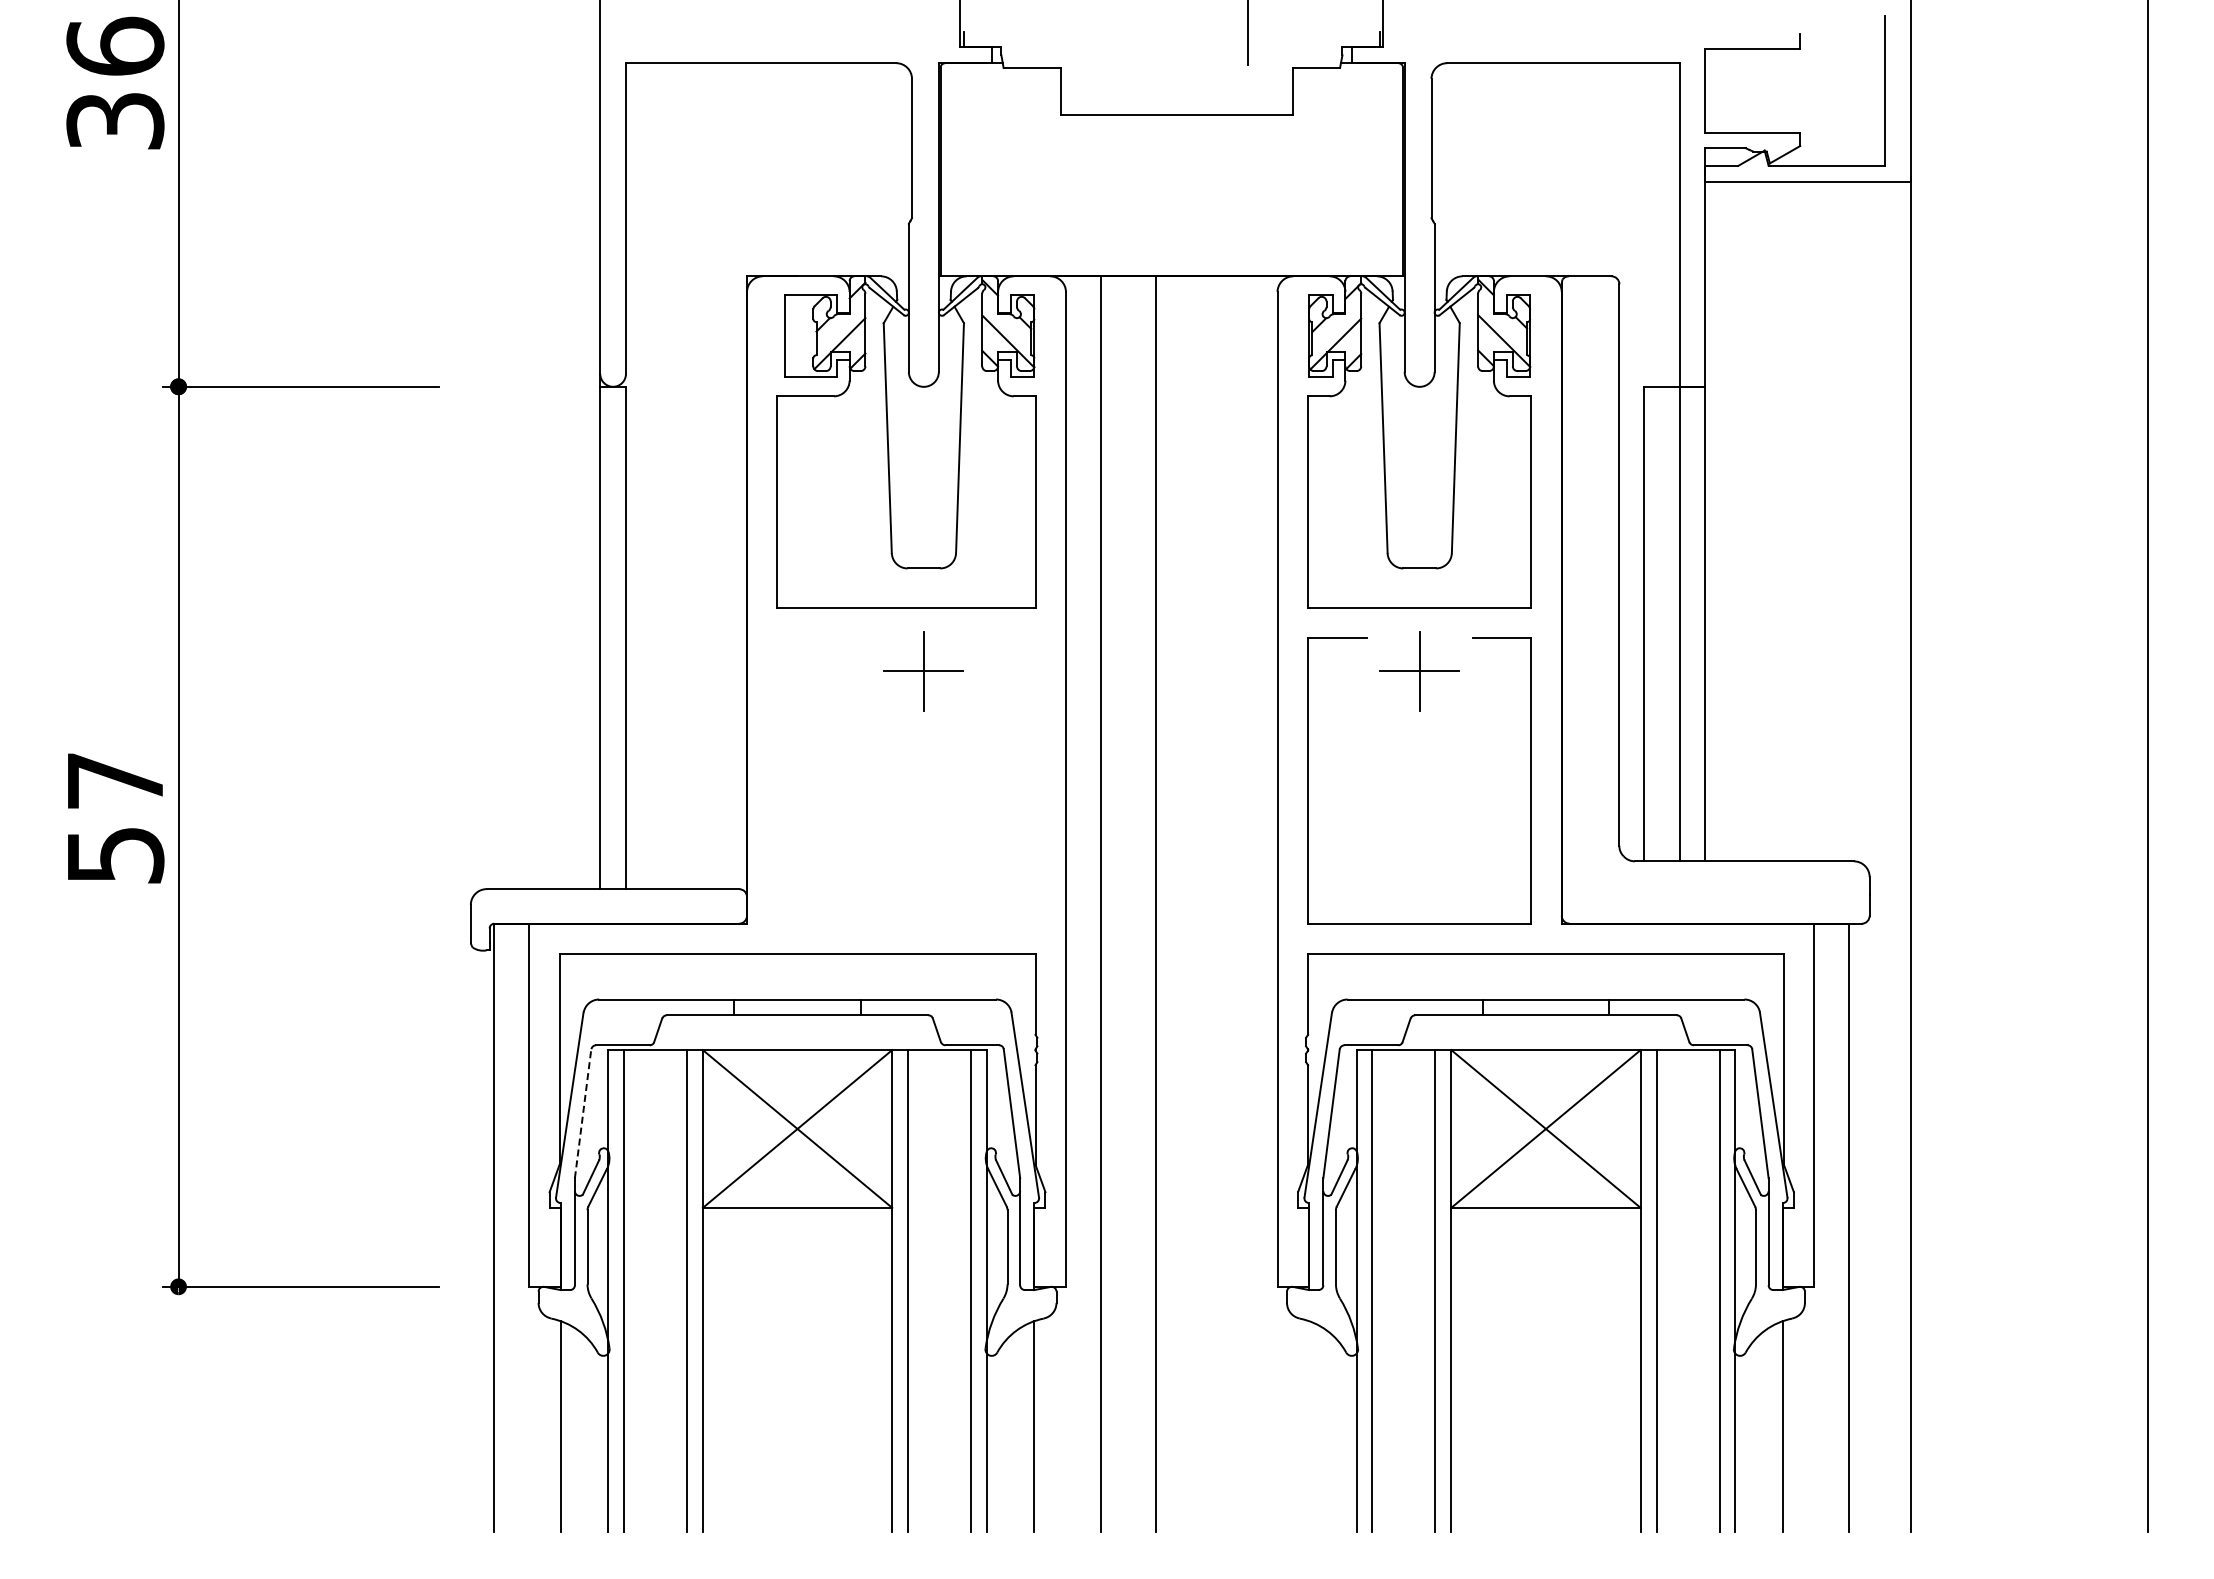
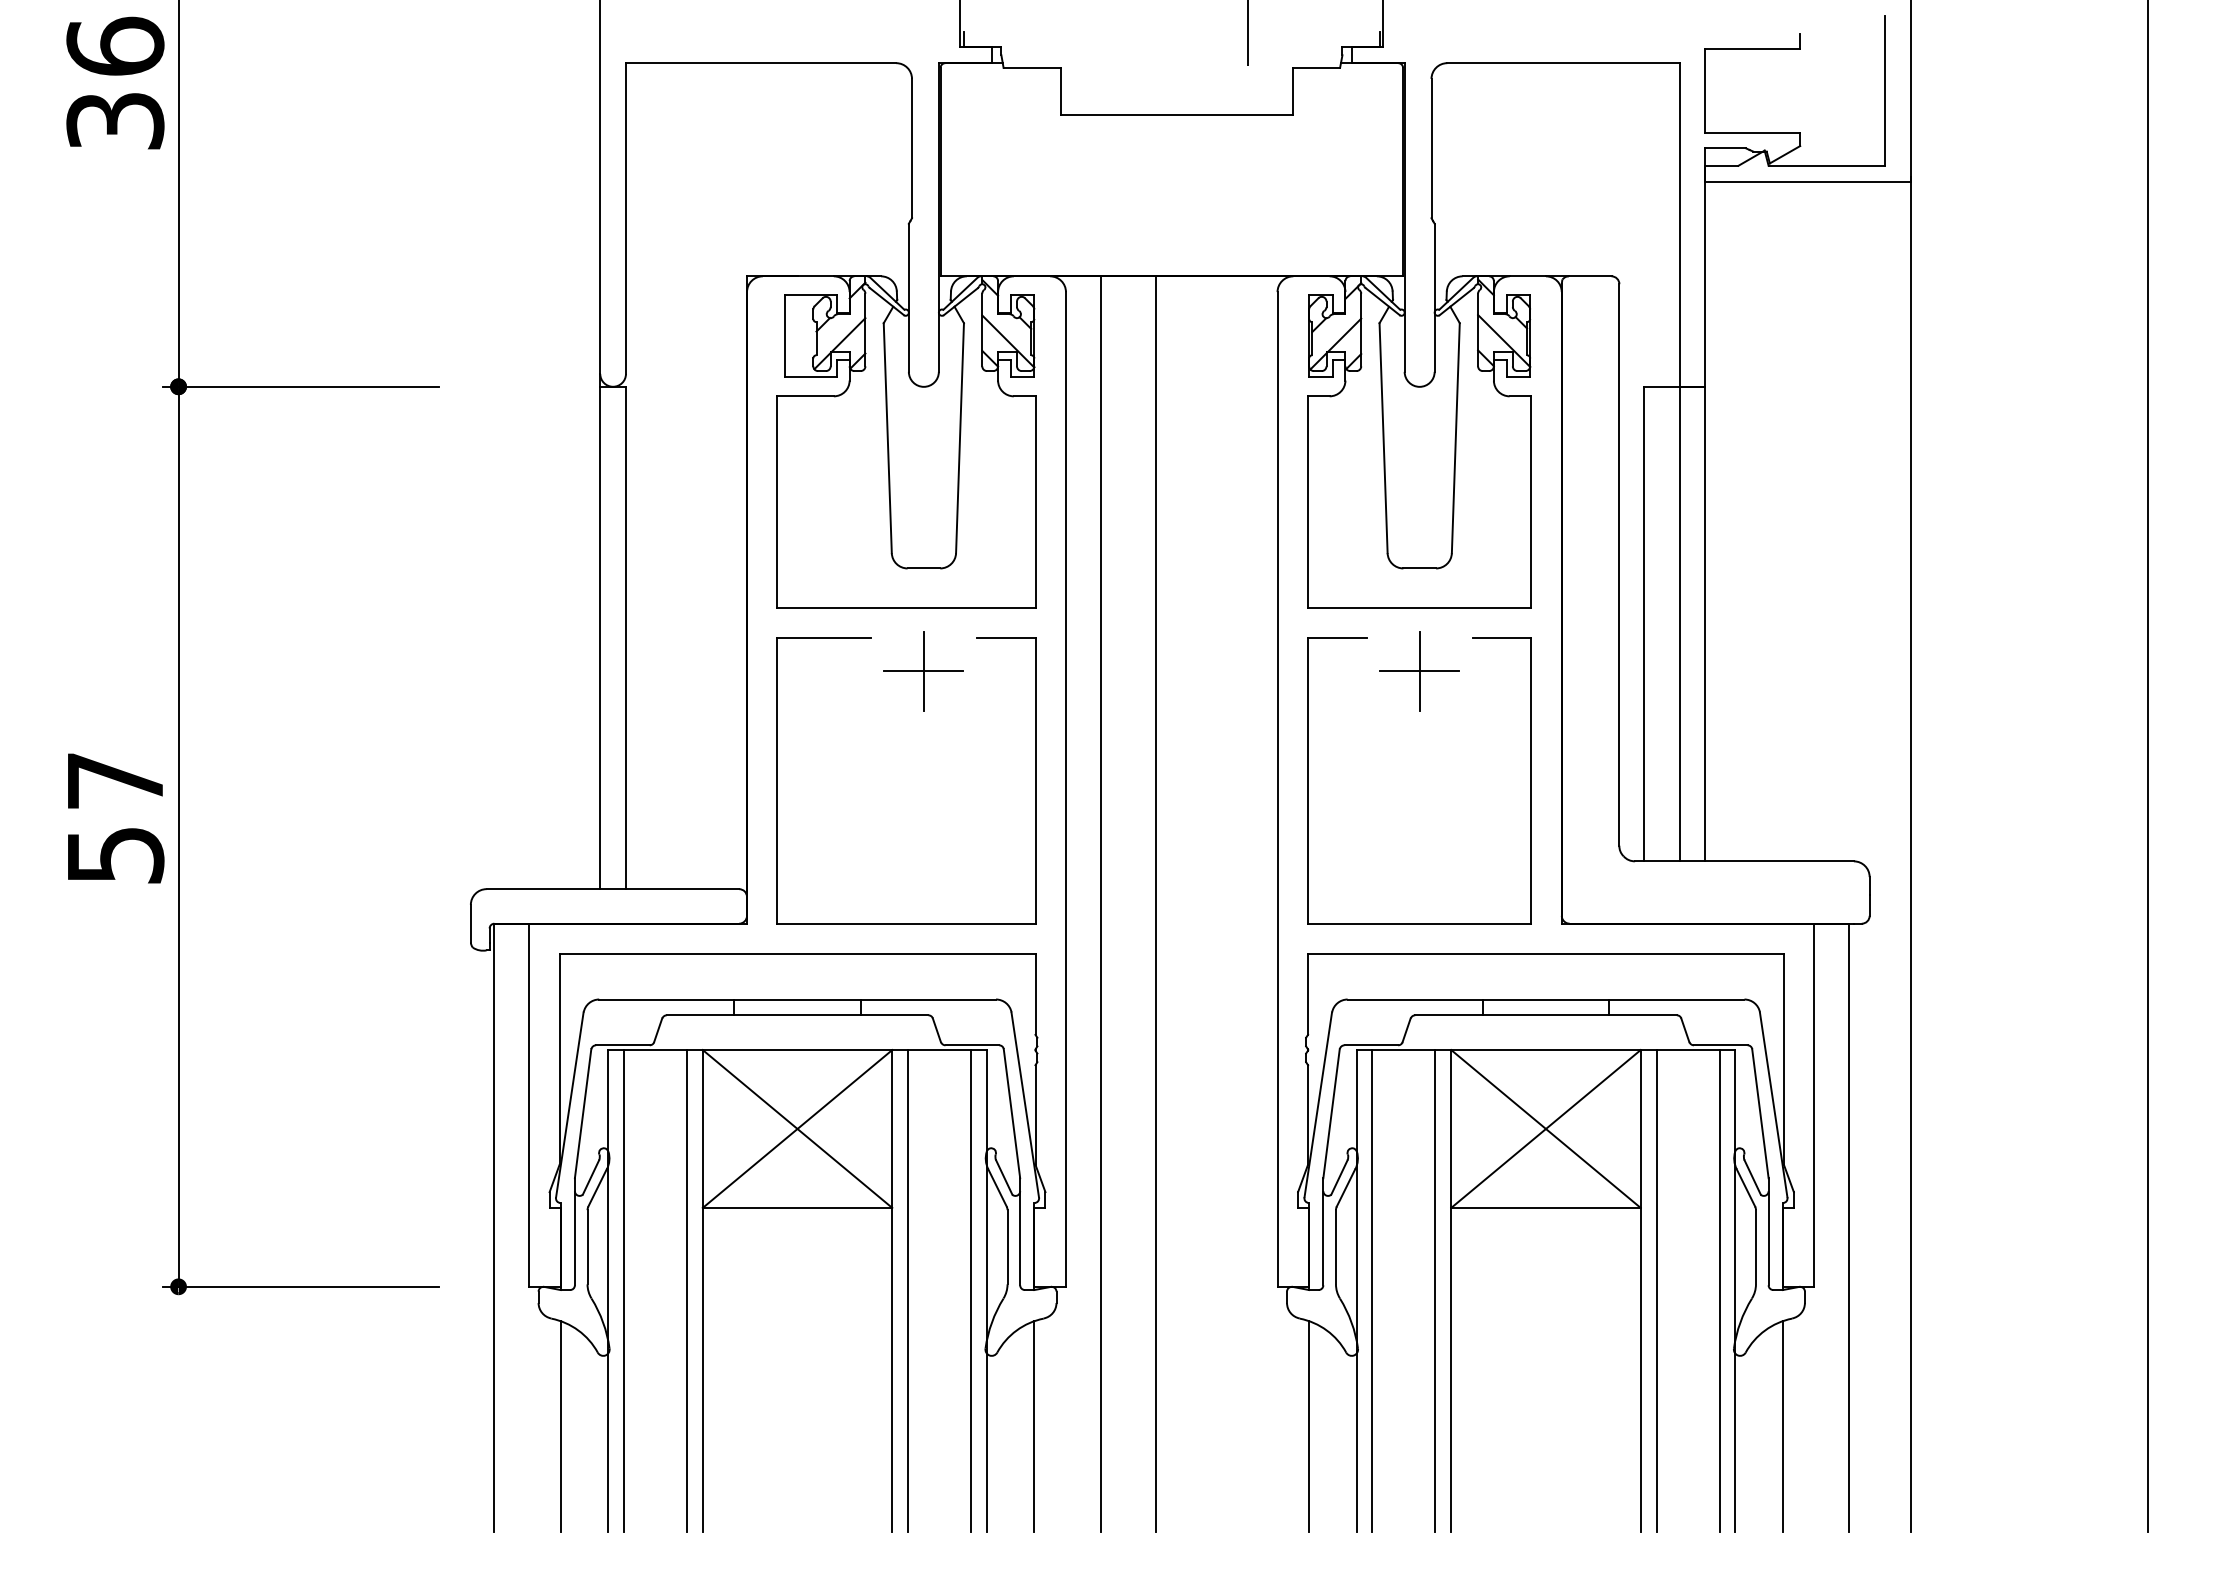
part: none -> present (777, 780)
line: dashed -> solid (583, 1113)
line: none -> present (1309, 1426)
